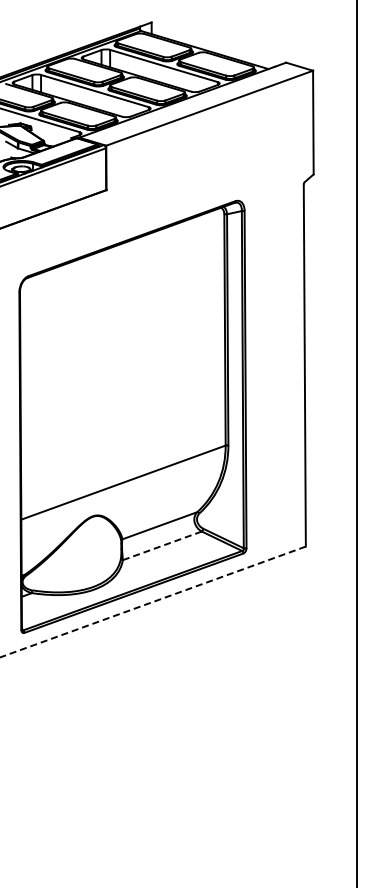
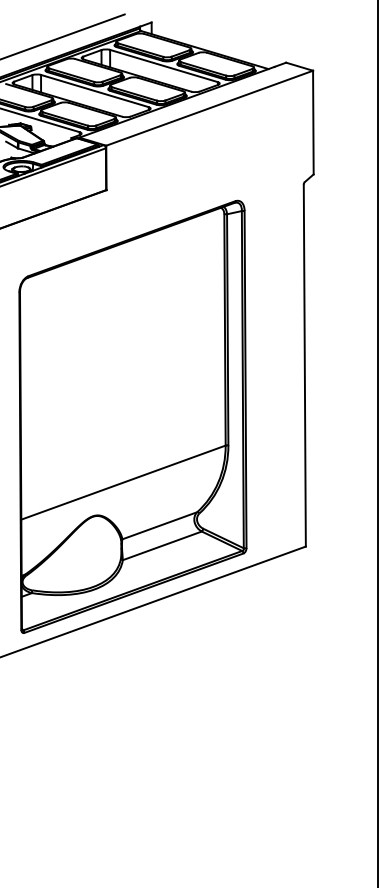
line: none -> present (63, 36)
line position: (356, 443) -> (377, 443) (377, 443)
line: dashed -> solid (161, 546)
line: dashed -> solid (152, 602)
